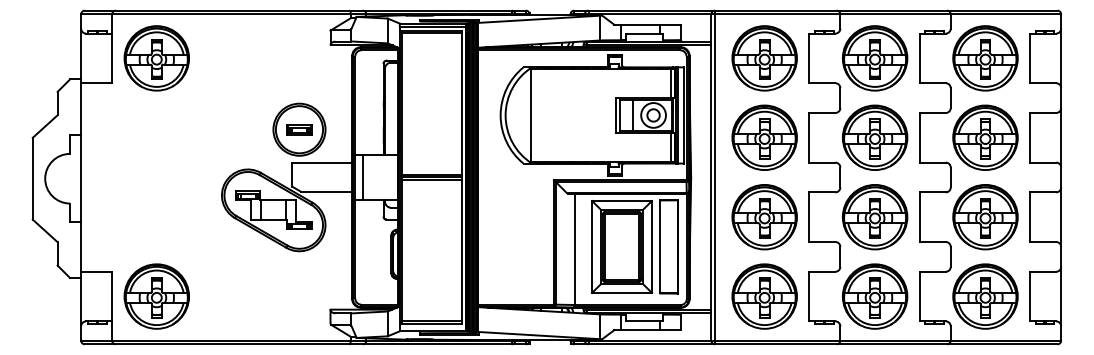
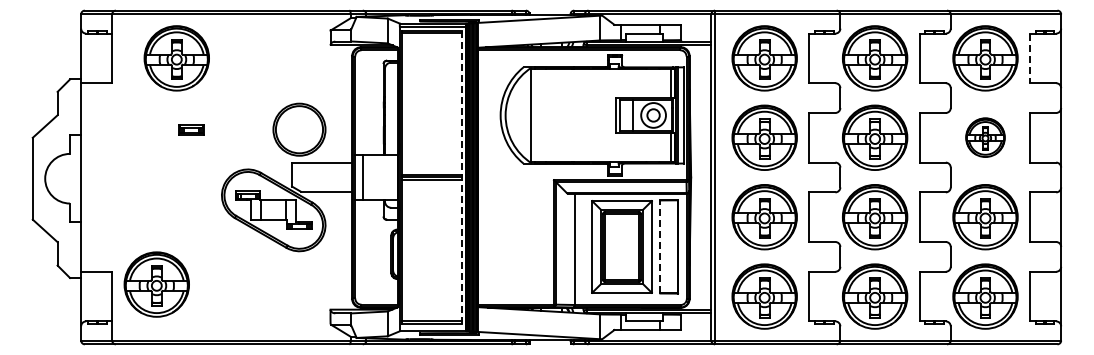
part position: (156, 58) -> (176, 58) (176, 58)
line: solid -> dashed (1030, 58)
part position: (299, 129) -> (191, 129) (191, 129)
part size: 67x67 px -> 41x41 px (985, 137)
line: solid -> dashed (461, 177)
line: solid -> dashed (660, 246)
part position: (156, 296) -> (156, 284) (156, 284)
